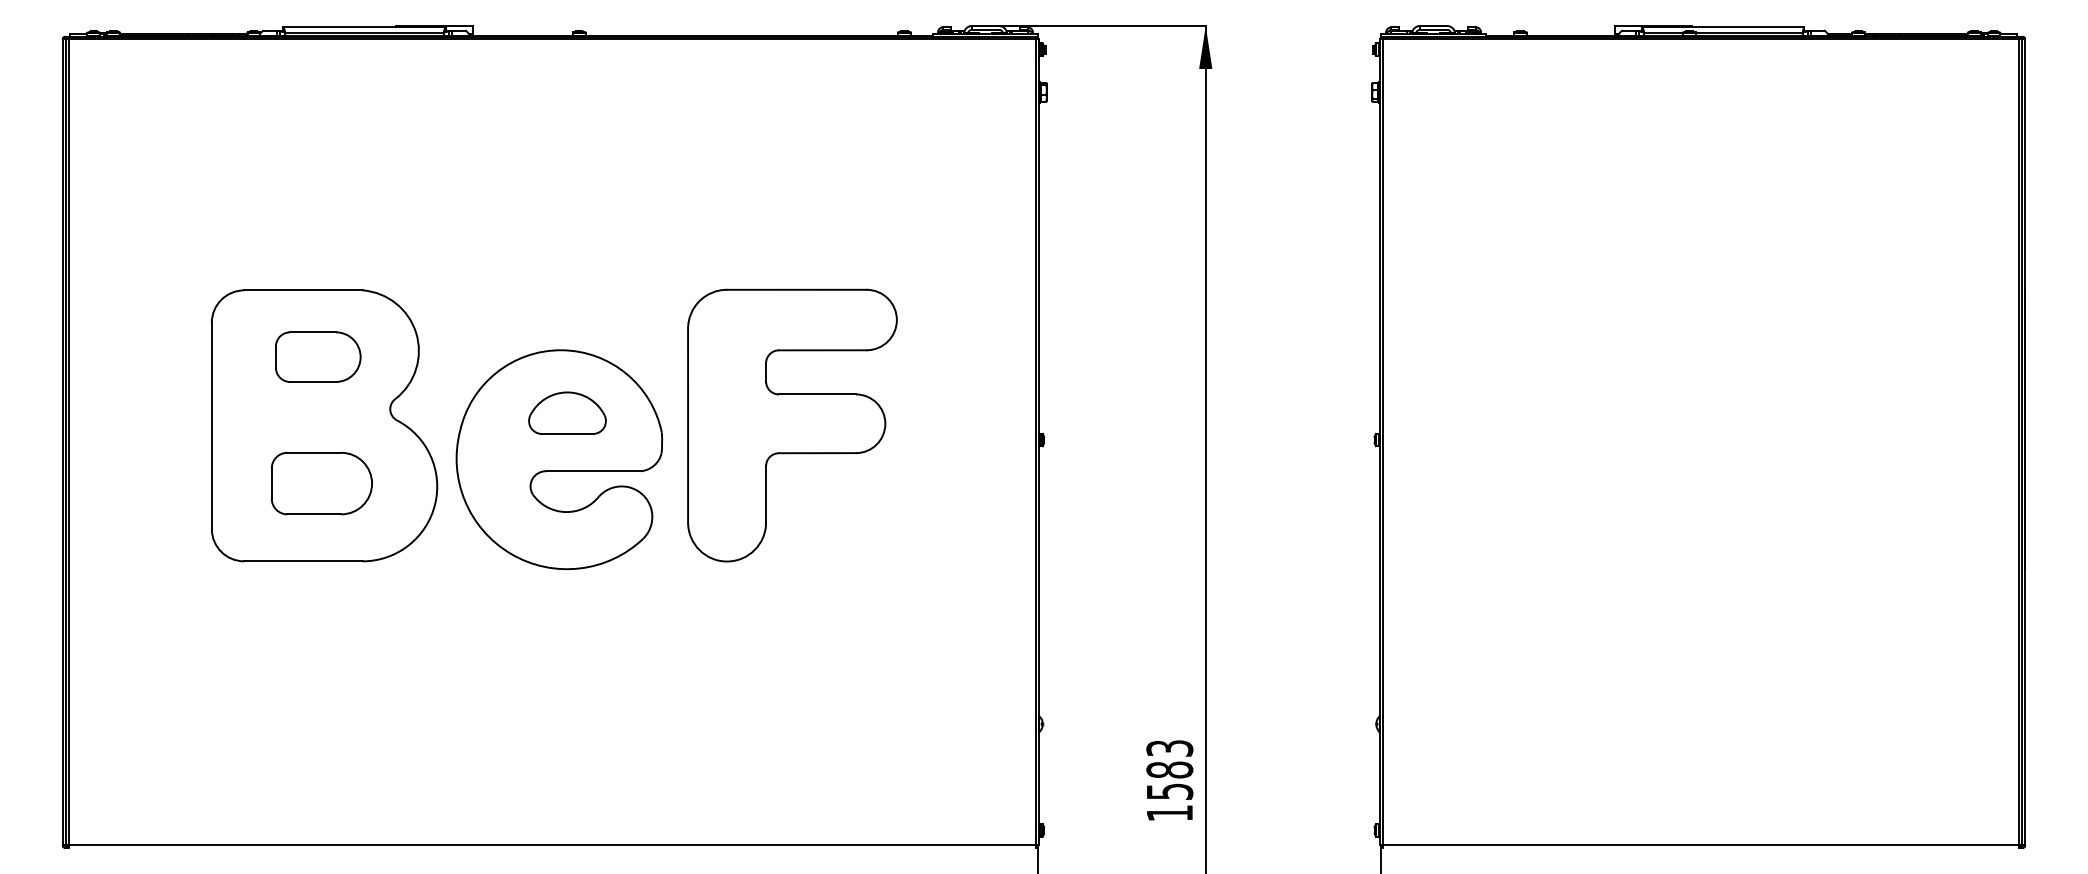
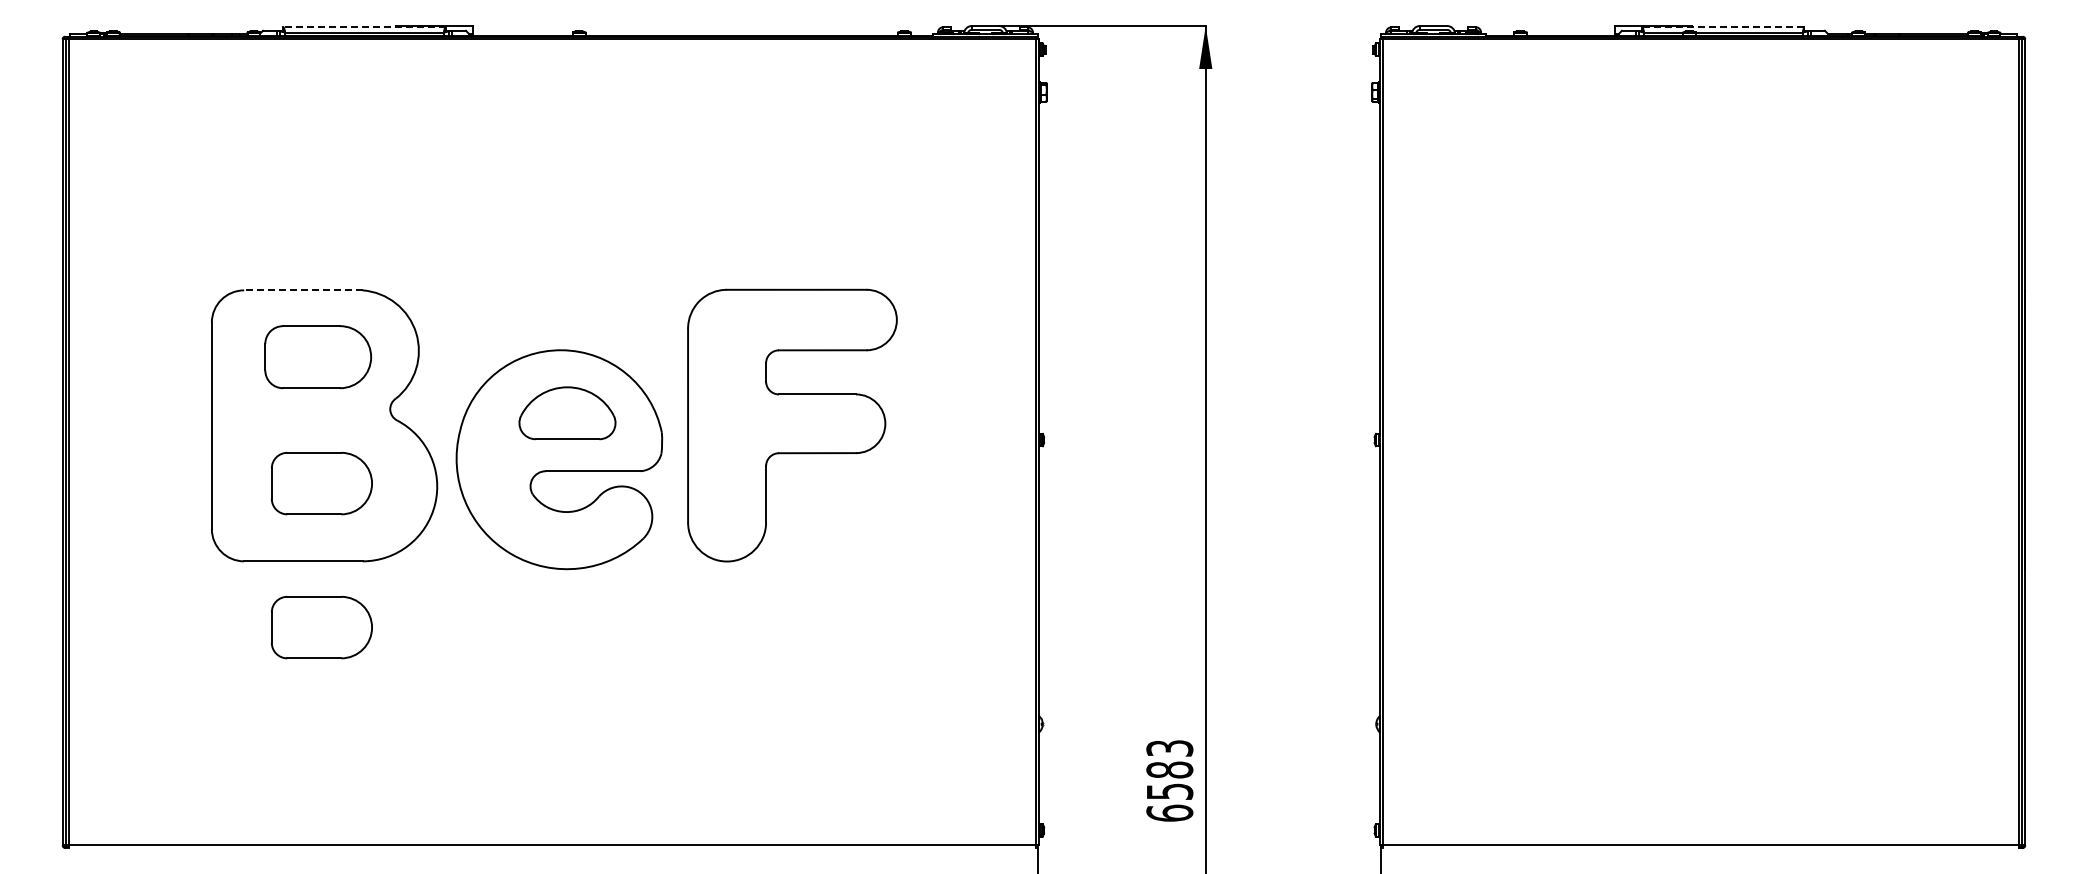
line: solid -> dashed (364, 27)
line: solid -> dashed (1722, 27)
line: solid -> dashed (302, 290)
part size: 87x52 px -> 109x65 px (318, 357)
part size: 79x44 px -> 99x55 px (567, 413)
part: none -> present (321, 627)
text: 1583 -> 6583 (1169, 812)
